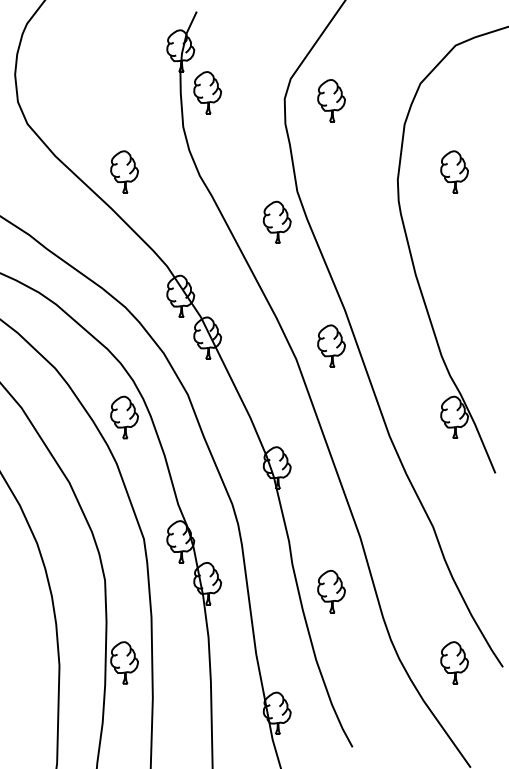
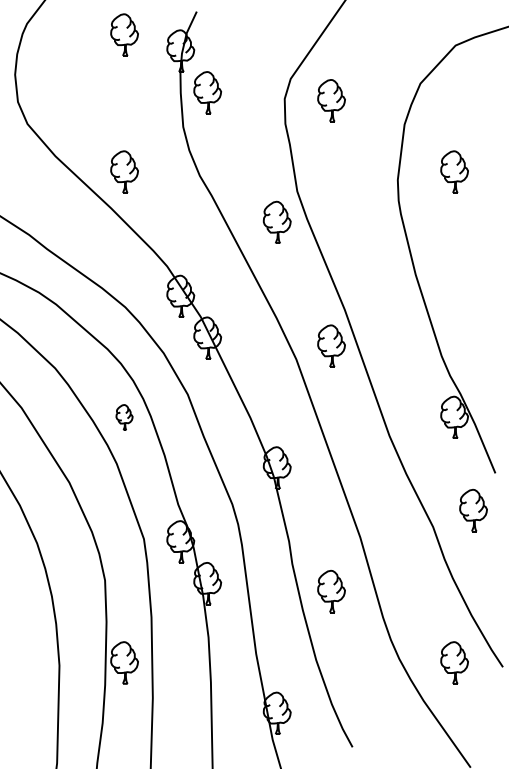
part: none -> present (124, 34)
part size: 29x45 px -> 19x27 px (124, 417)
part: none -> present (473, 510)
